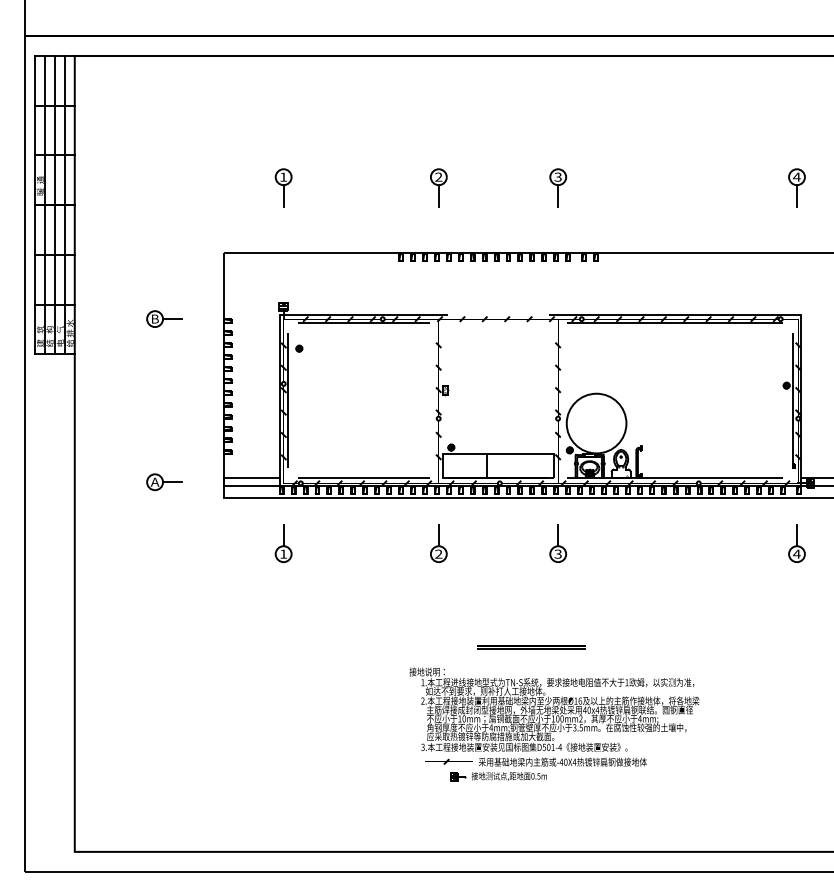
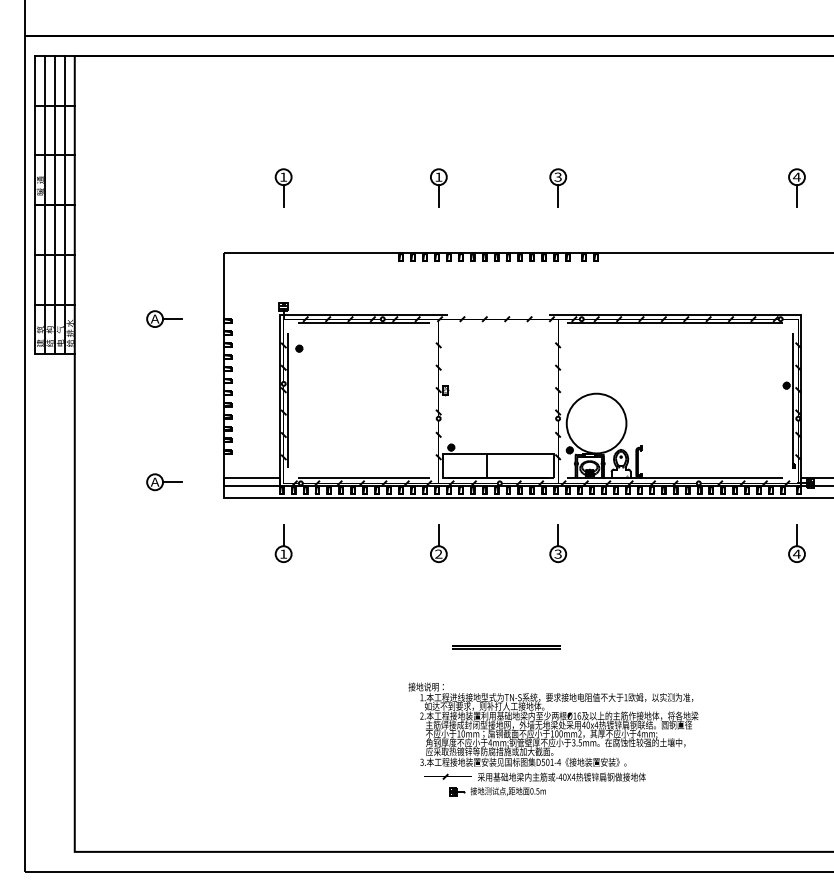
text: 2 -> 1 (438, 176)
text: B -> A (154, 318)
line position: (531, 646) -> (506, 646) (506, 646)
part position: (554, 724) -> (553, 739) (553, 739)
